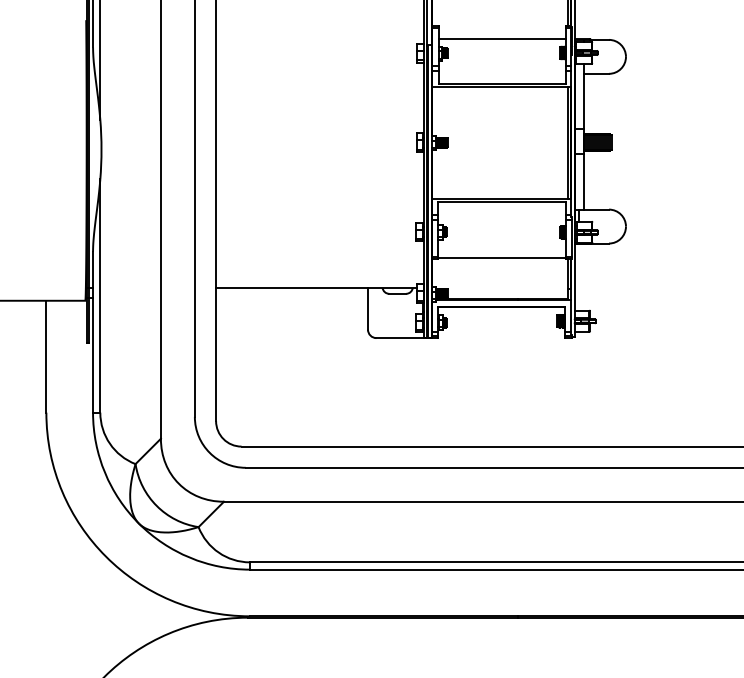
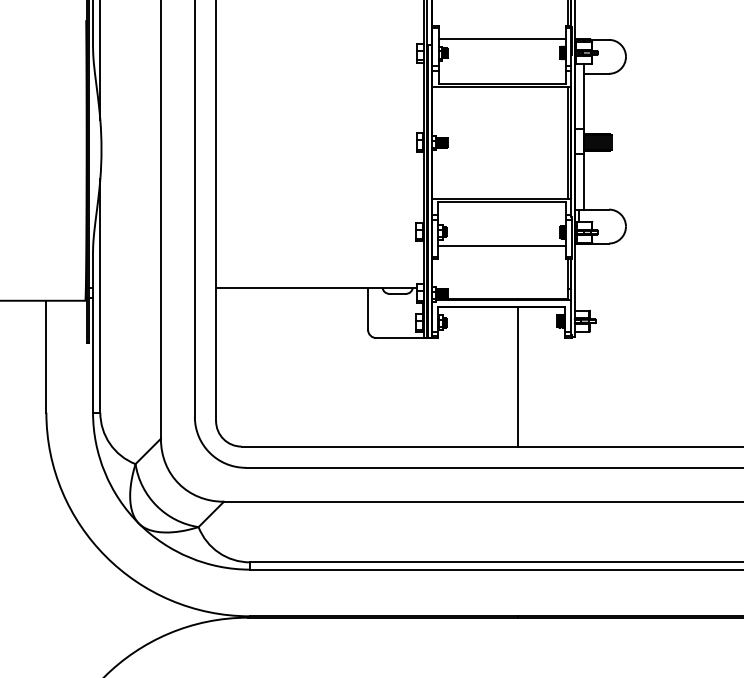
line position: (501, 257) -> (501, 245) (501, 245)
line: none -> present (517, 376)
